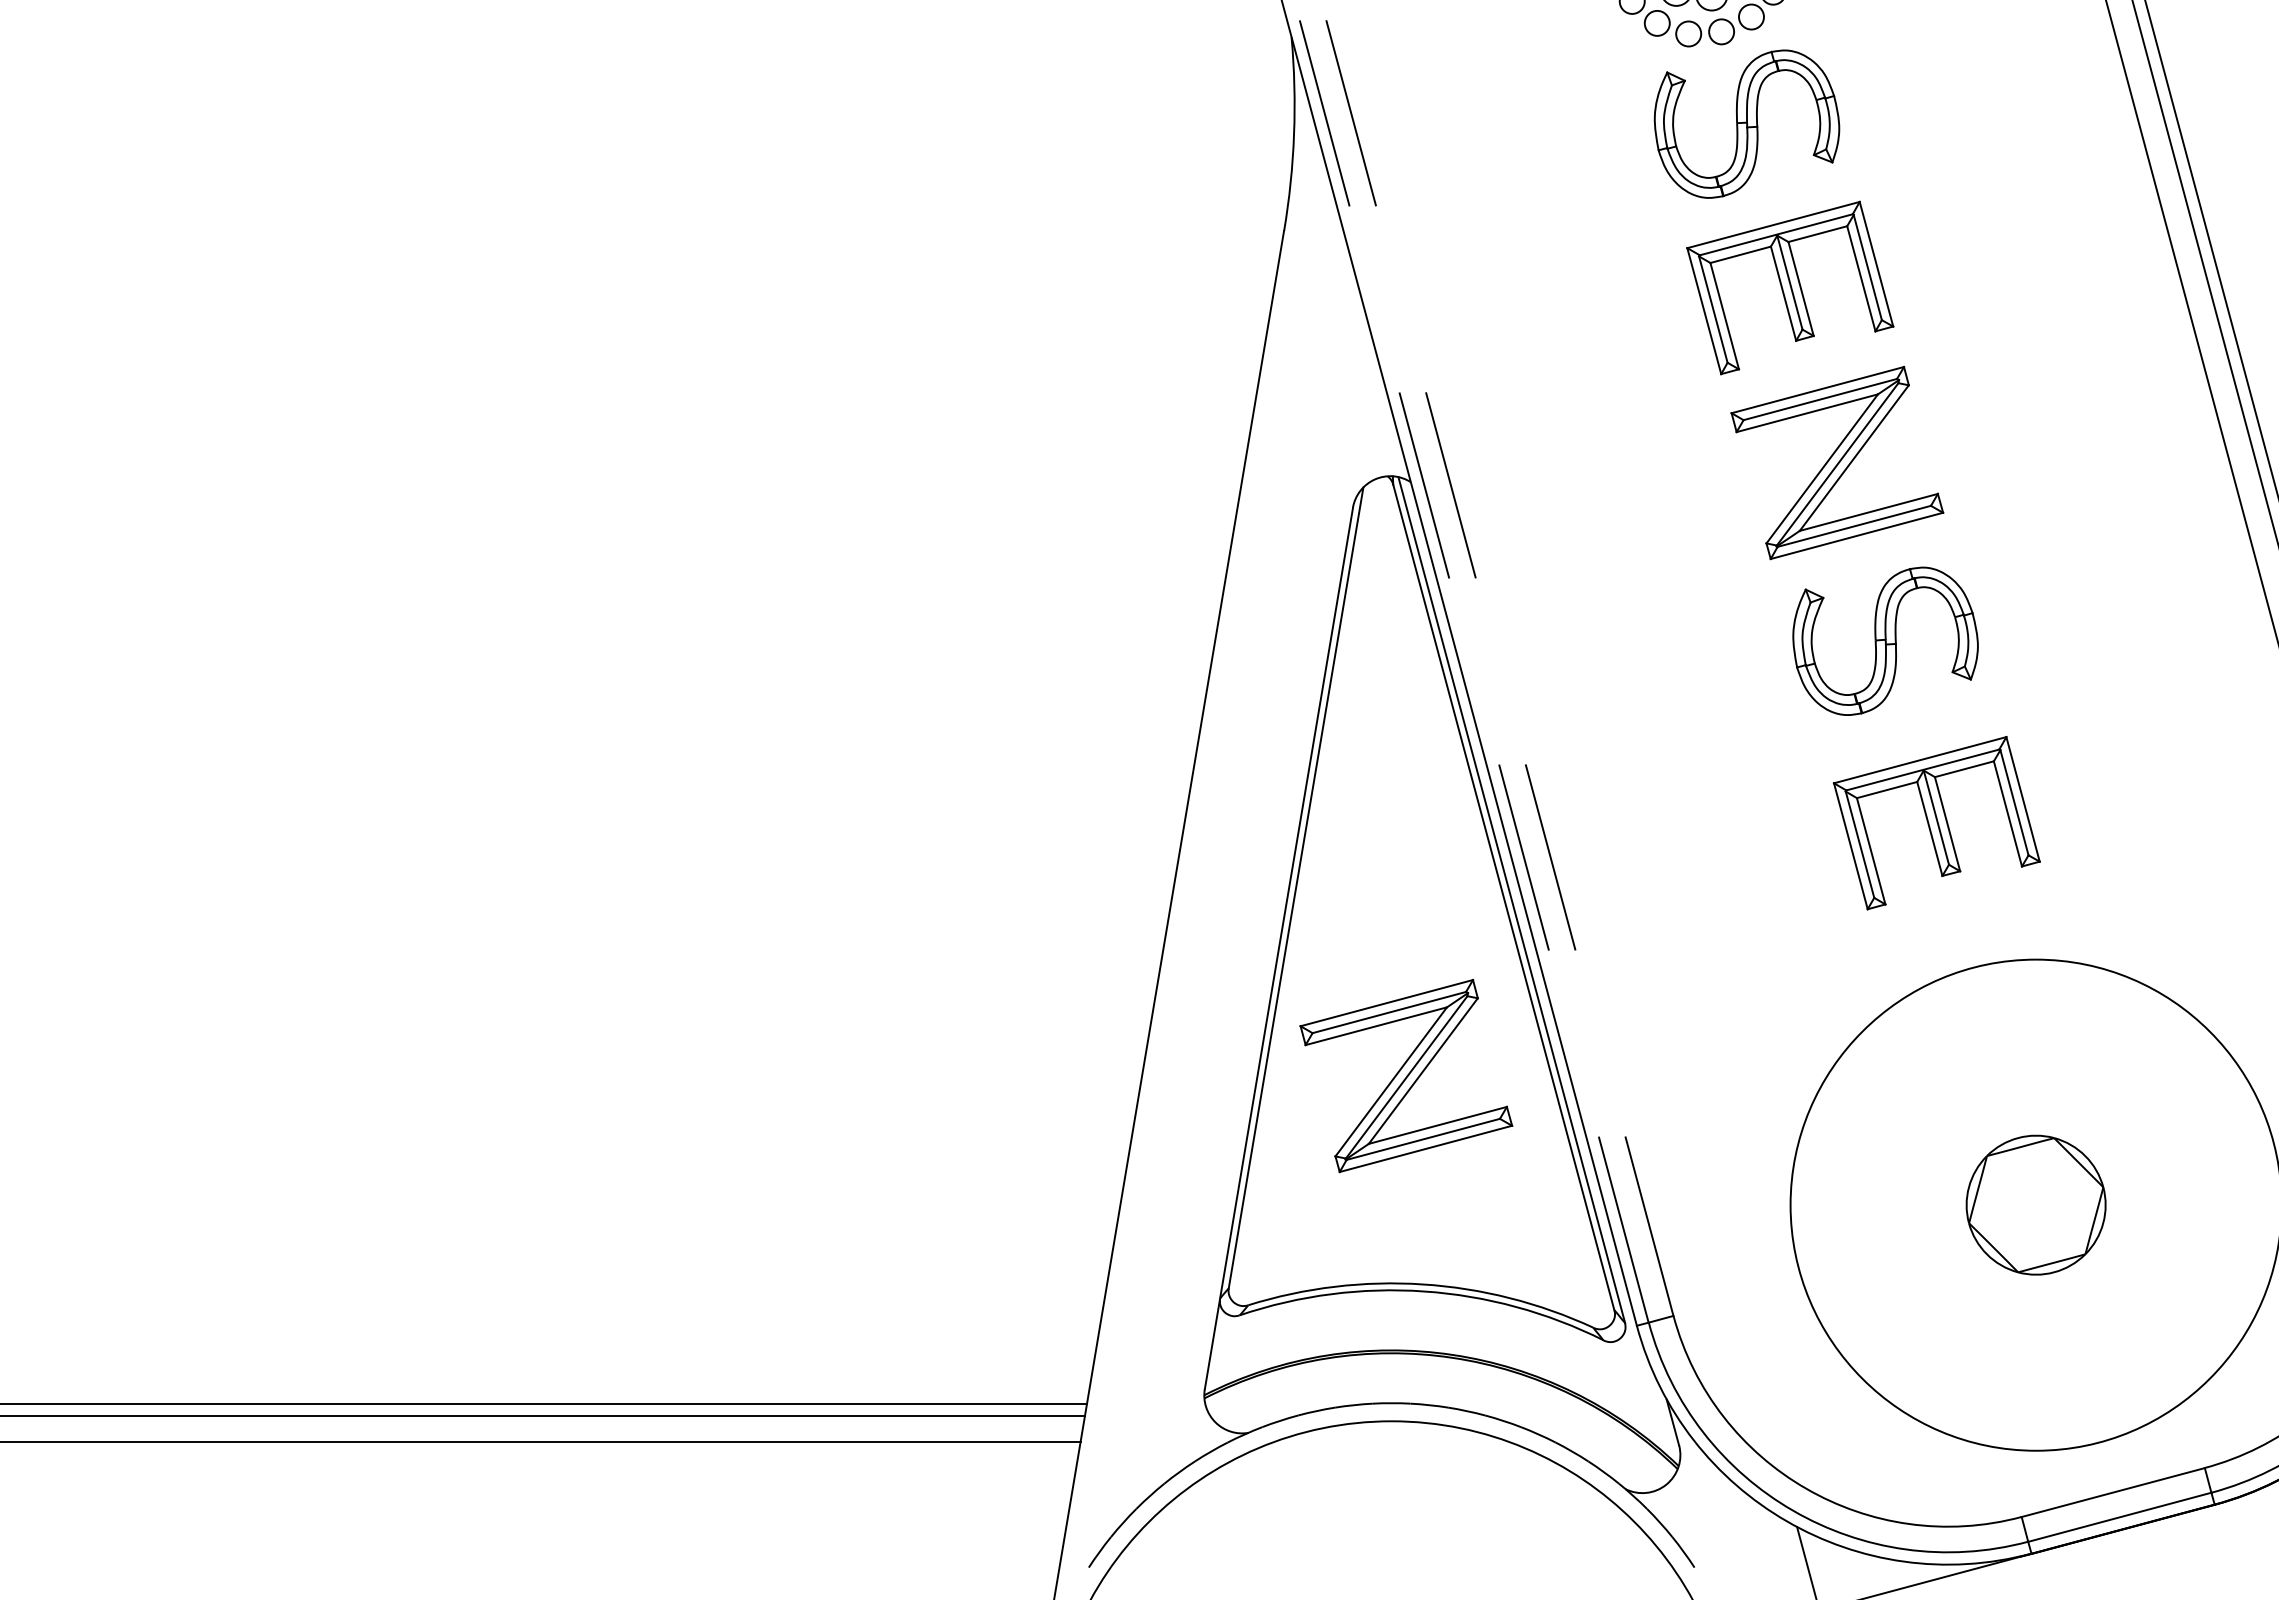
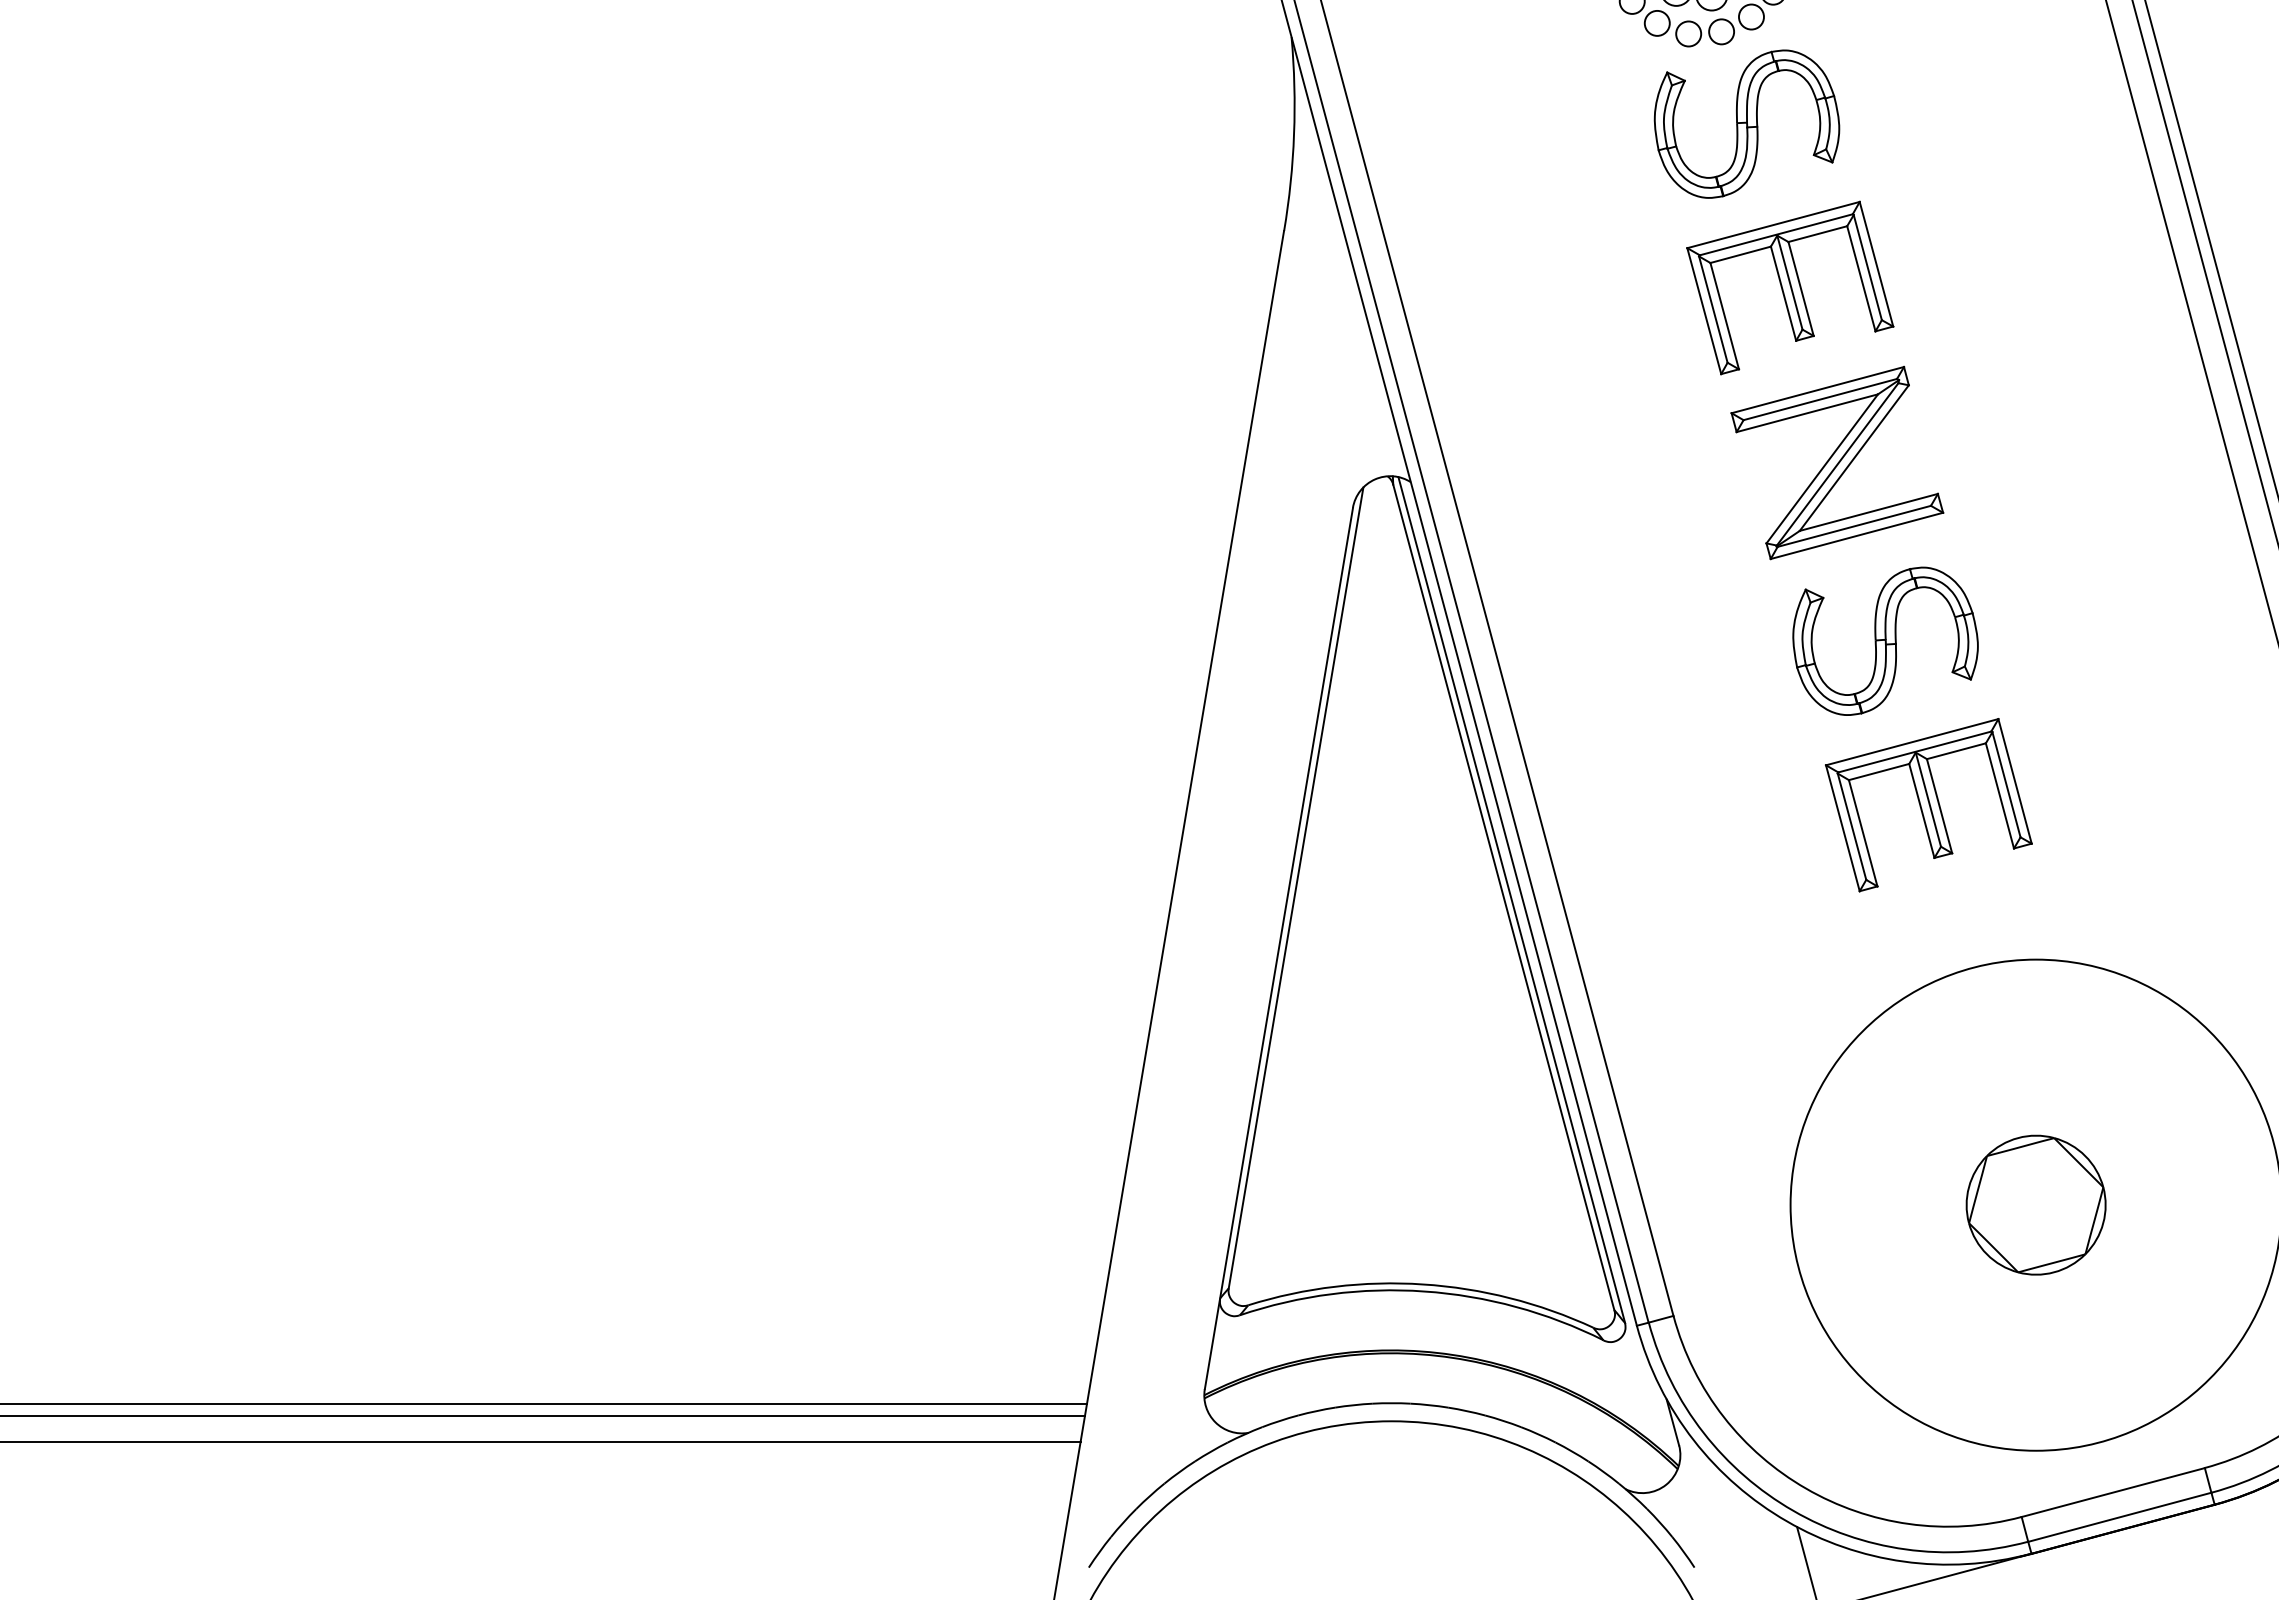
line: dashed -> solid (1497, 658)
line: dashed -> solid (1471, 661)
part position: (1936, 823) -> (1928, 805) (1928, 805)
part: present -> none (1406, 1075)
